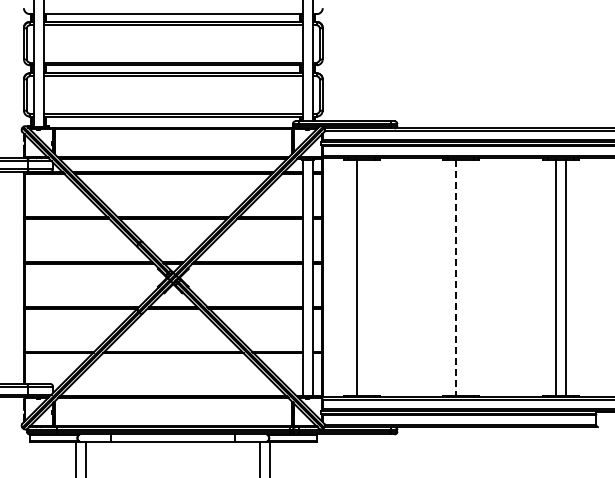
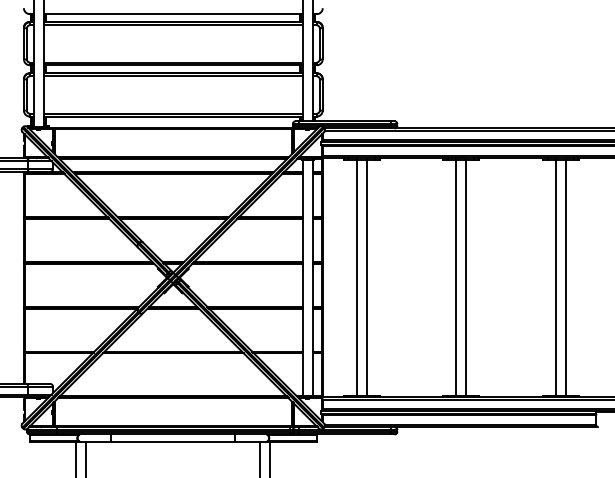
line: none -> present (366, 277)
line: none -> present (466, 277)
line: dashed -> solid (456, 278)
